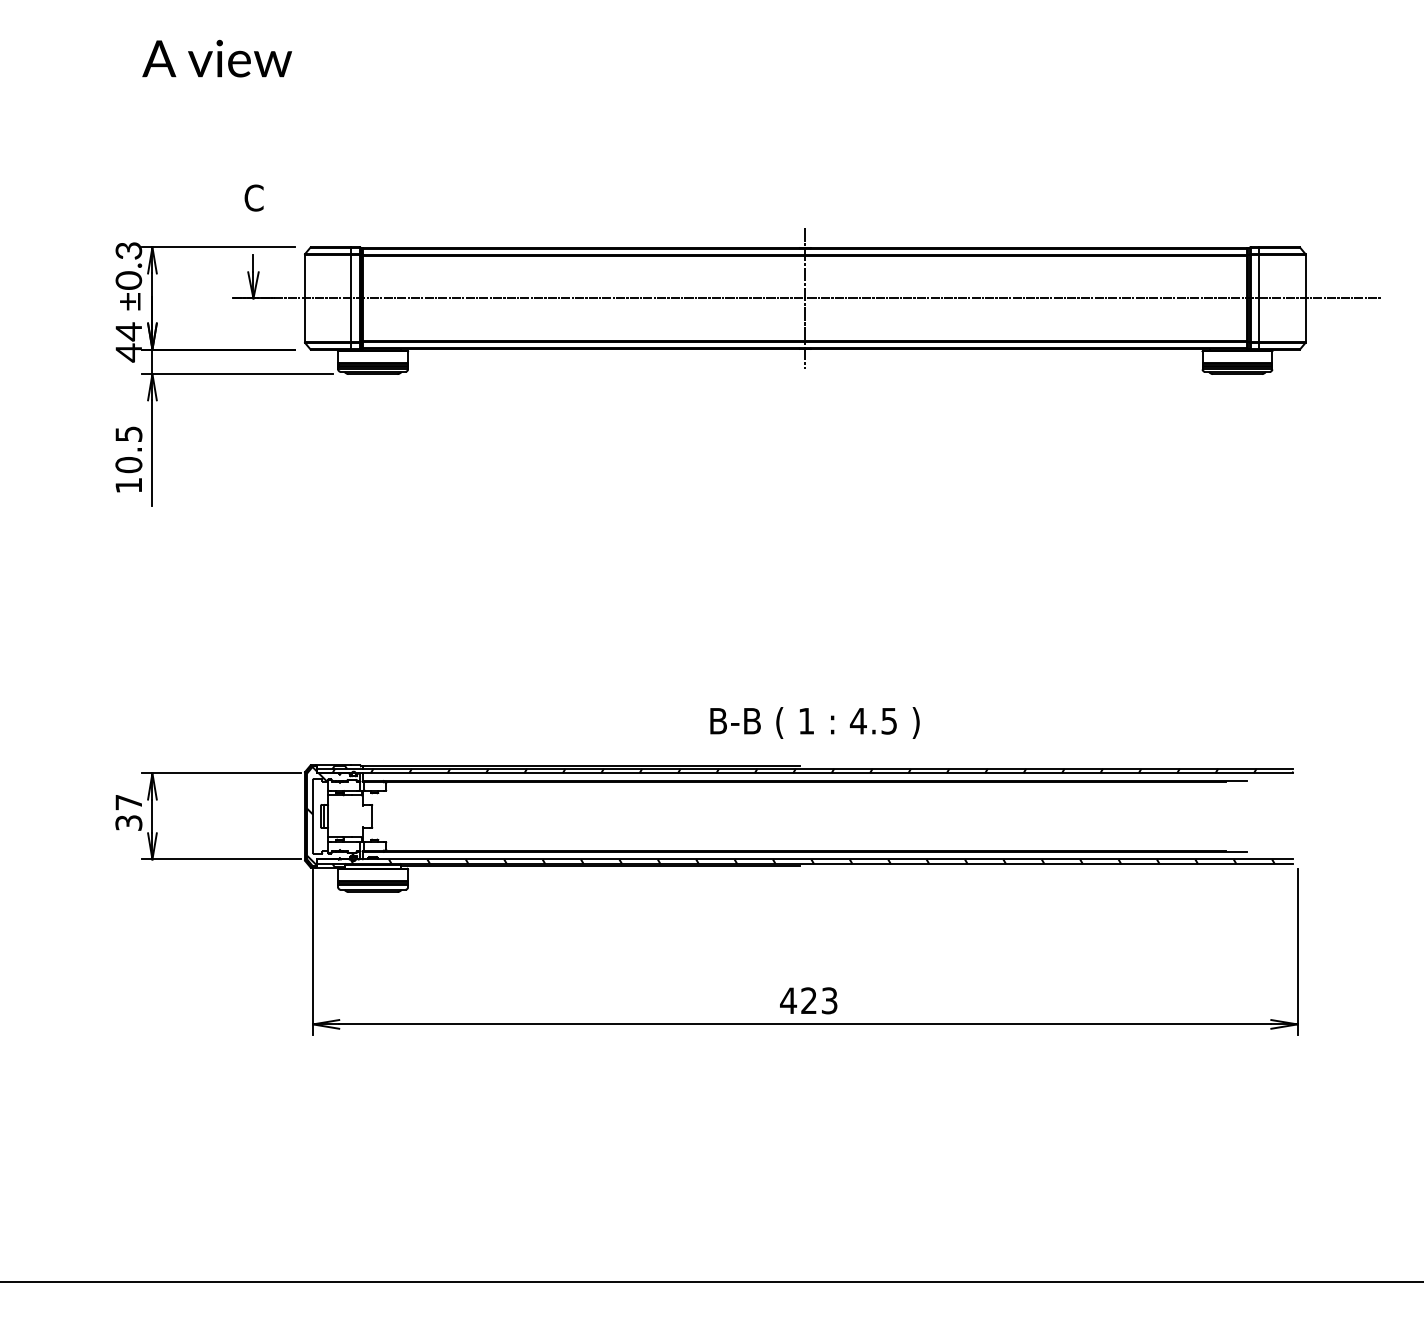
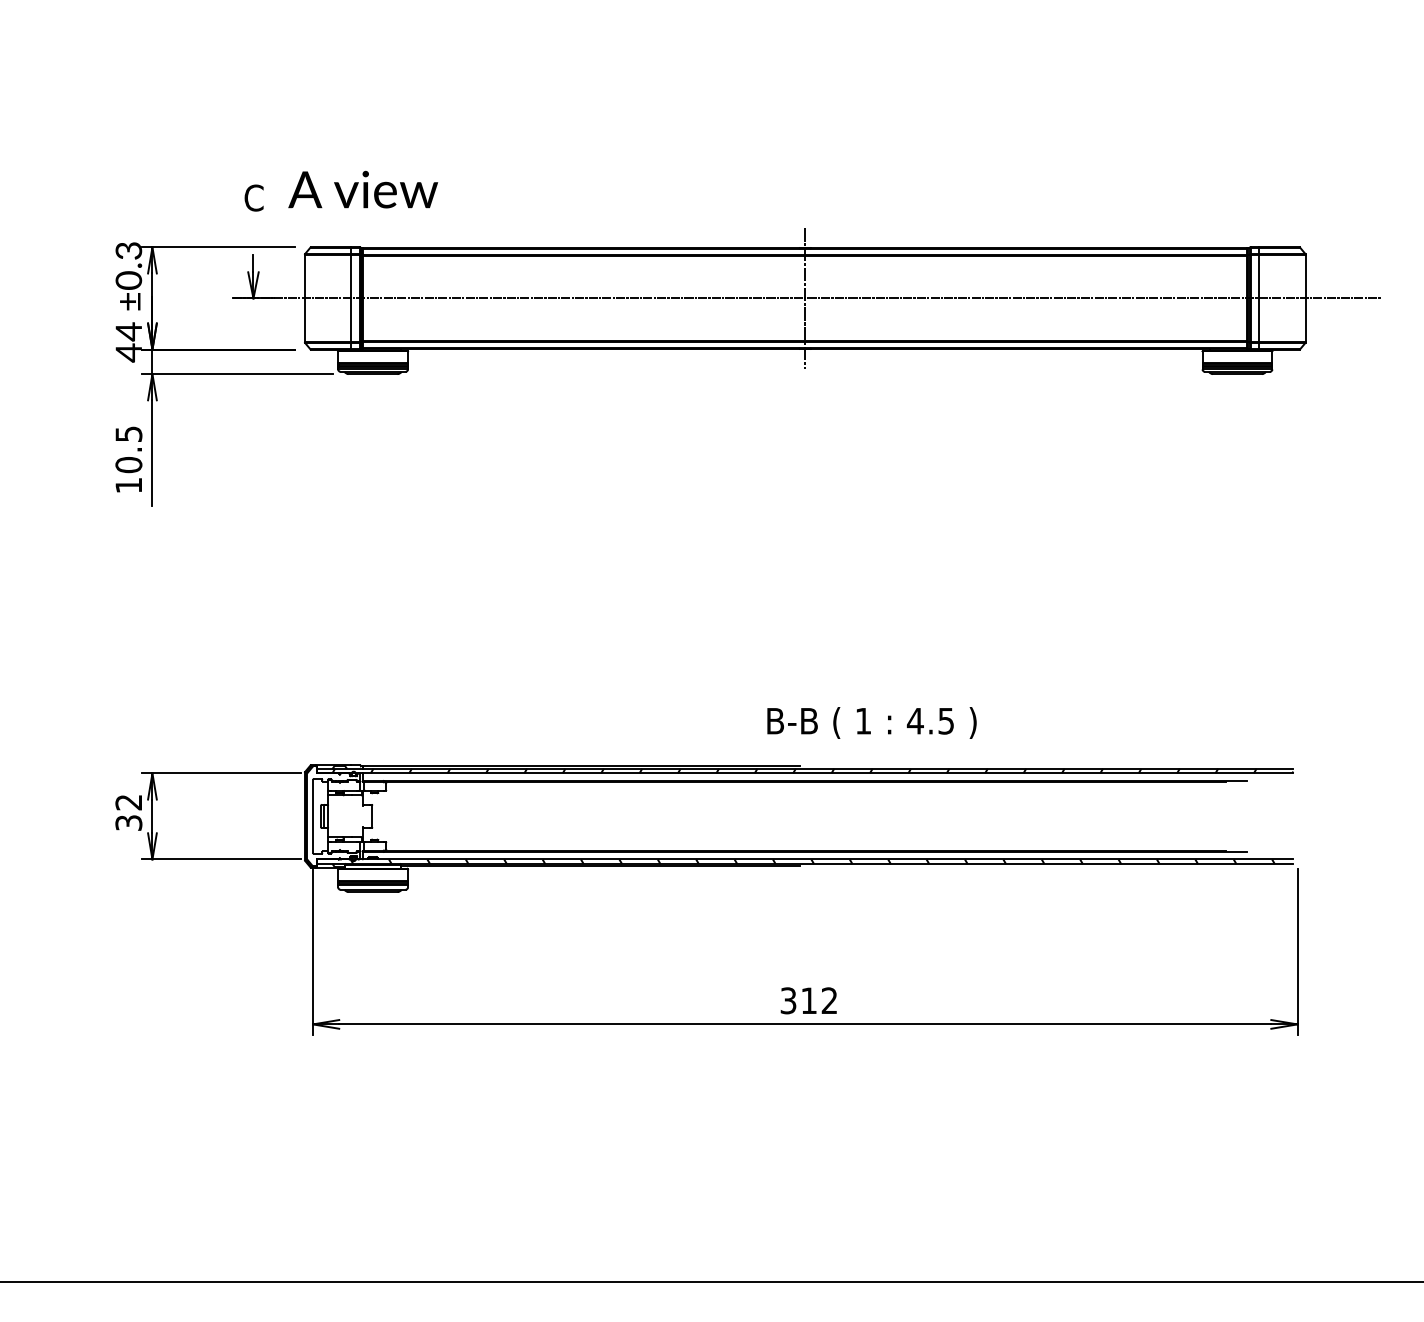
text position: (217, 58) -> (363, 189) (363, 189)
text position: (814, 722) -> (871, 722) (871, 722)
text: 37 -> 32 (128, 802)
hatch: present -> none (330, 816)
text: 423 -> 312 (808, 1000)
